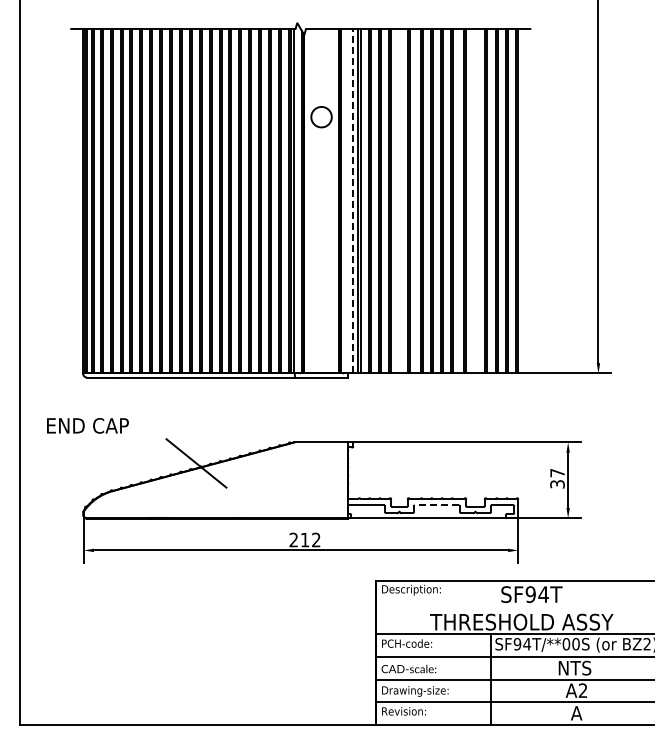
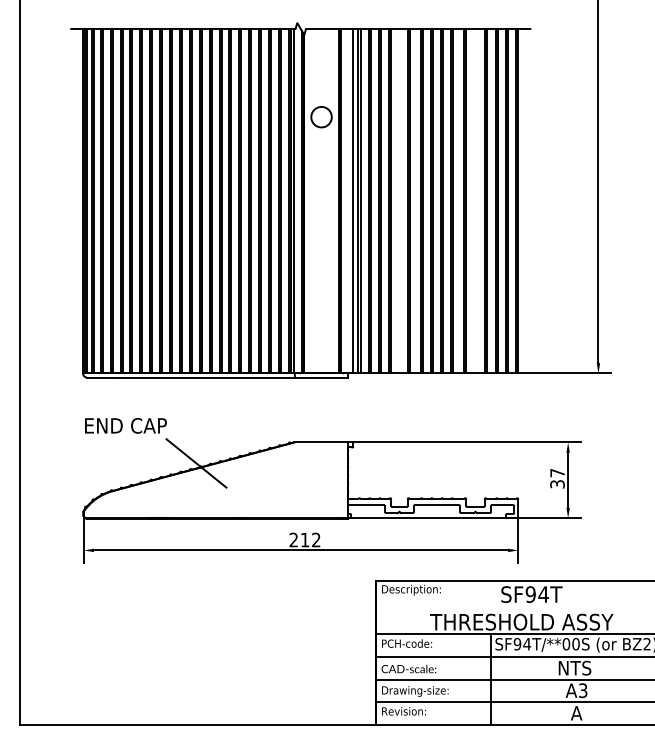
line: dashed -> solid (353, 200)
text position: (87, 425) -> (125, 425) (125, 425)
line: dashed -> solid (436, 505)
text: A2 -> A3 (583, 690)
